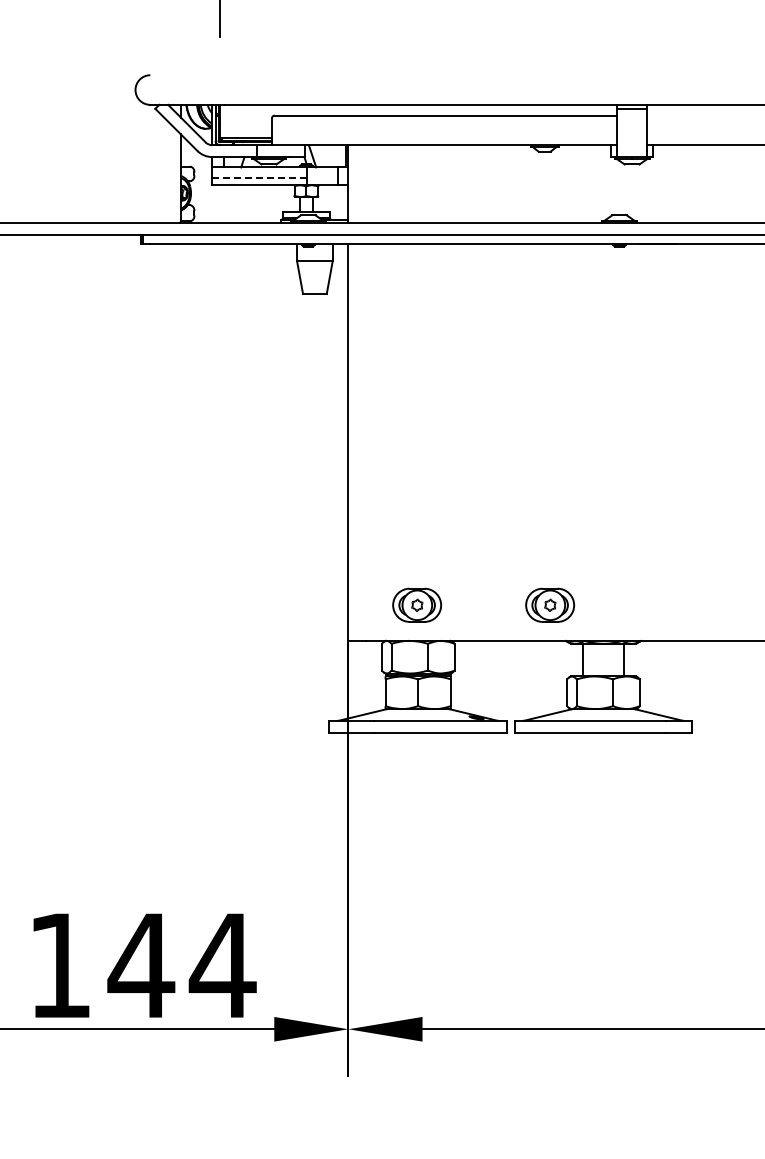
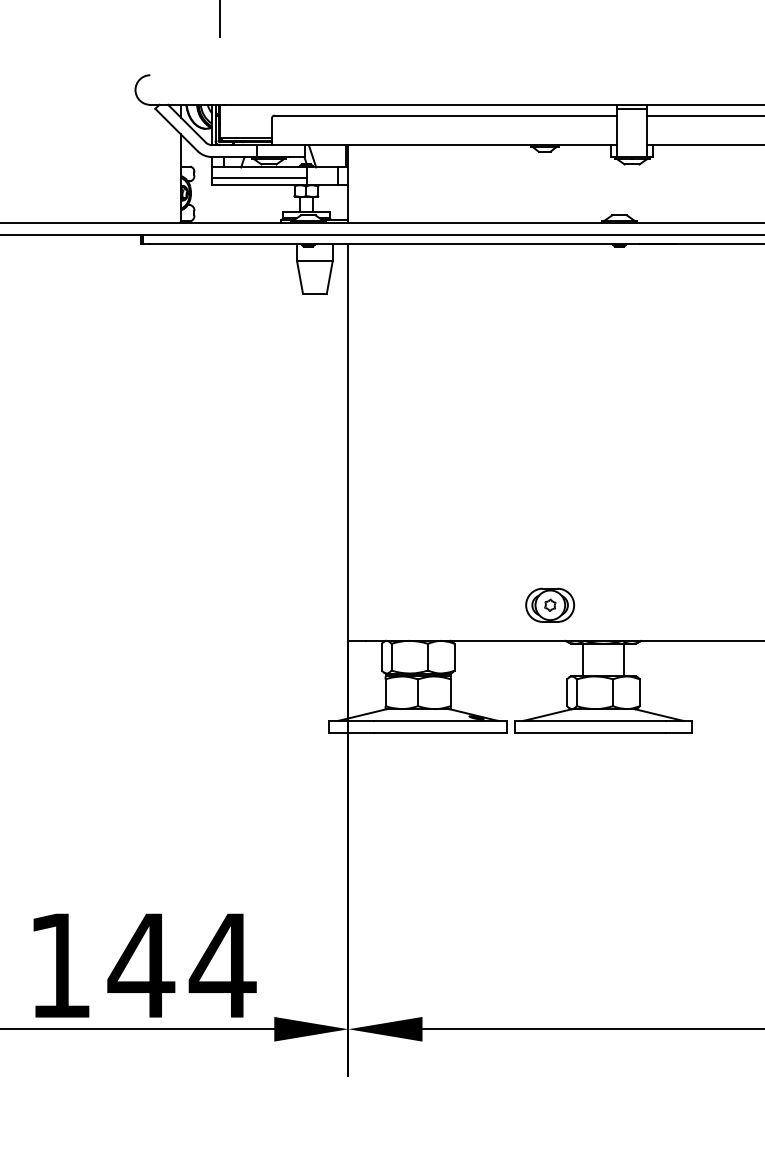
line: none -> present (703, 115)
line: dashed -> solid (260, 178)
part: present -> none (417, 604)
